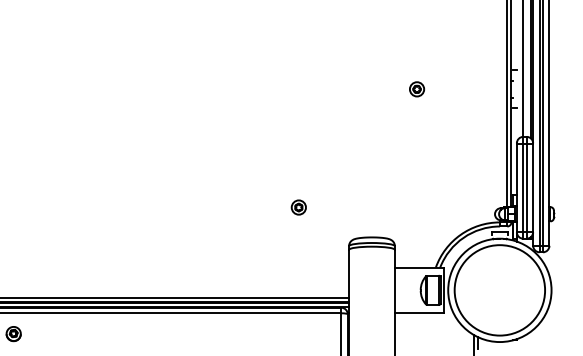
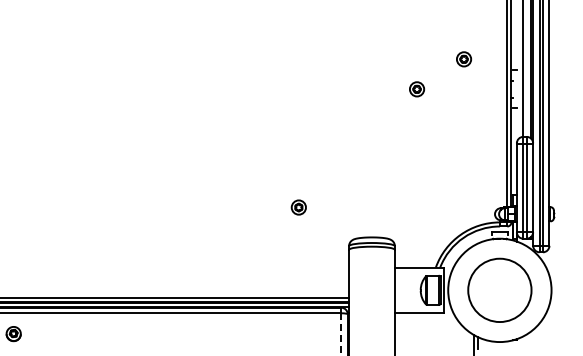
part: none -> present (464, 59)
circle diameter: 90 px -> 63 px (499, 290)
line: solid -> dashed (341, 334)
